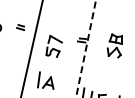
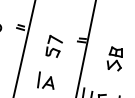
part position: (114, 45) -> (114, 58) (114, 58)
line position: (31, 48) -> (24, 48) (24, 48)
line: dashed -> solid (86, 49)
